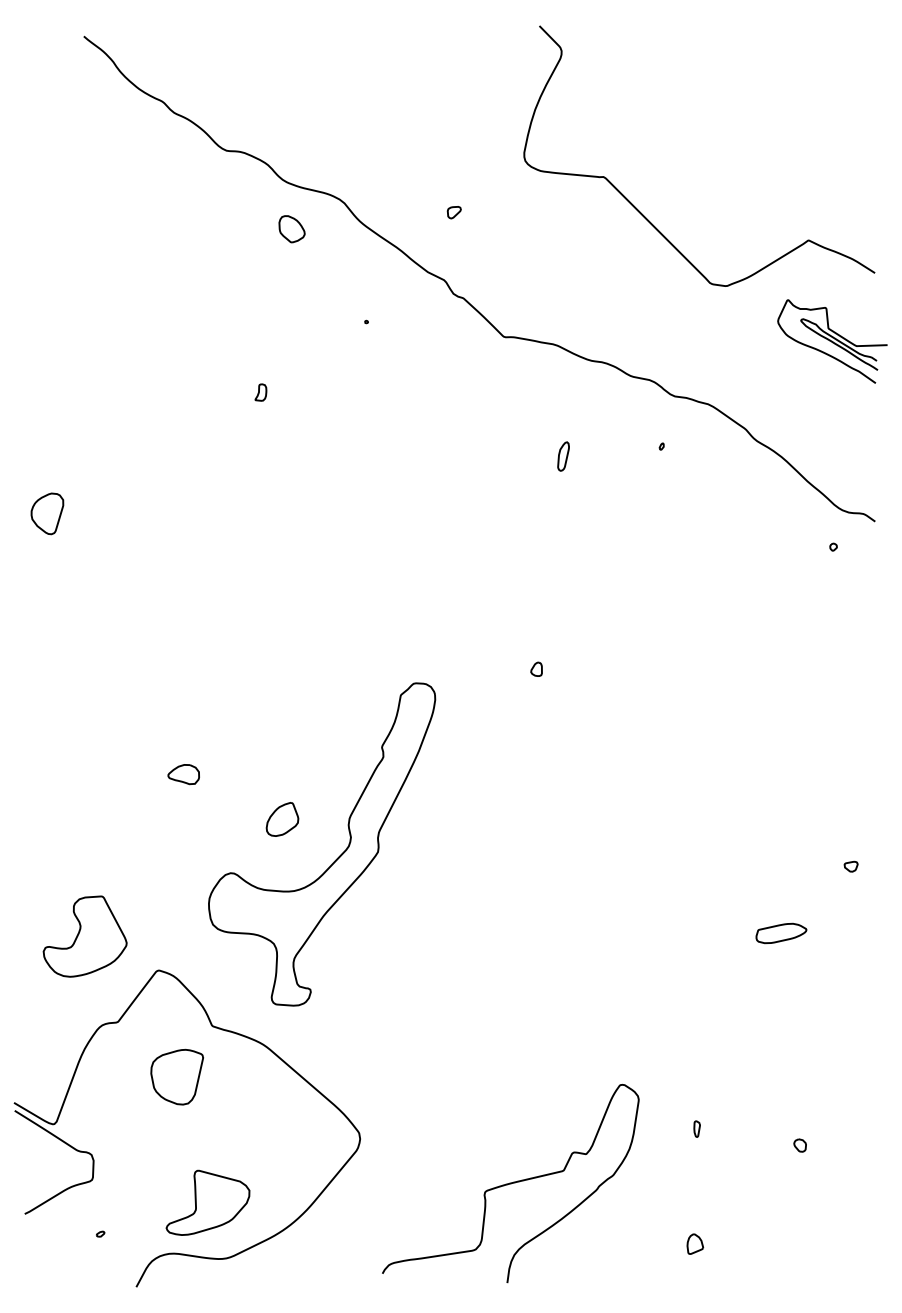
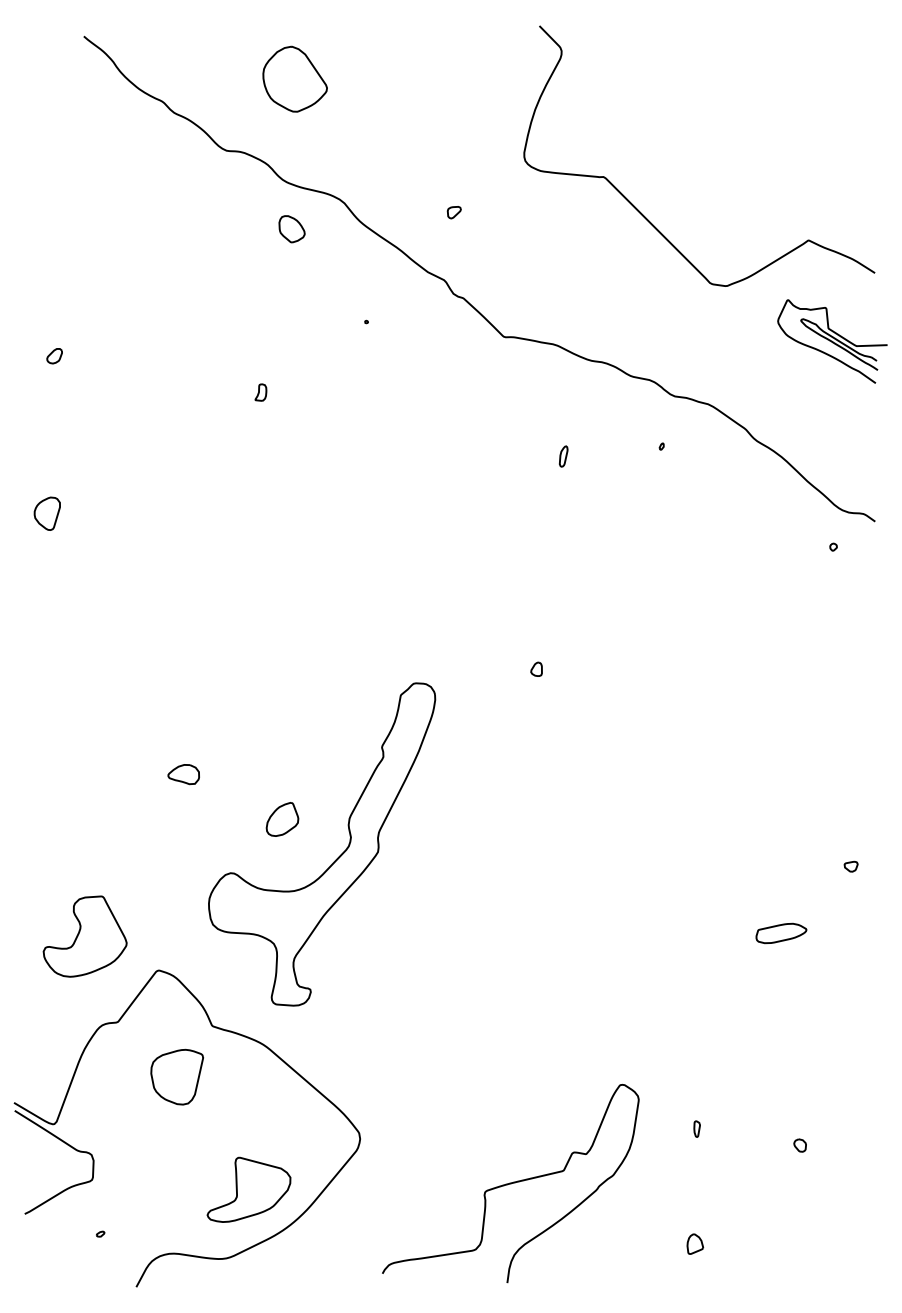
part: none -> present (294, 78)
part: none -> present (54, 356)
part size: 13x31 px -> 10x23 px (563, 456)
part size: 35x44 px -> 28x35 px (46, 513)
part position: (207, 1202) -> (248, 1189) (248, 1189)
